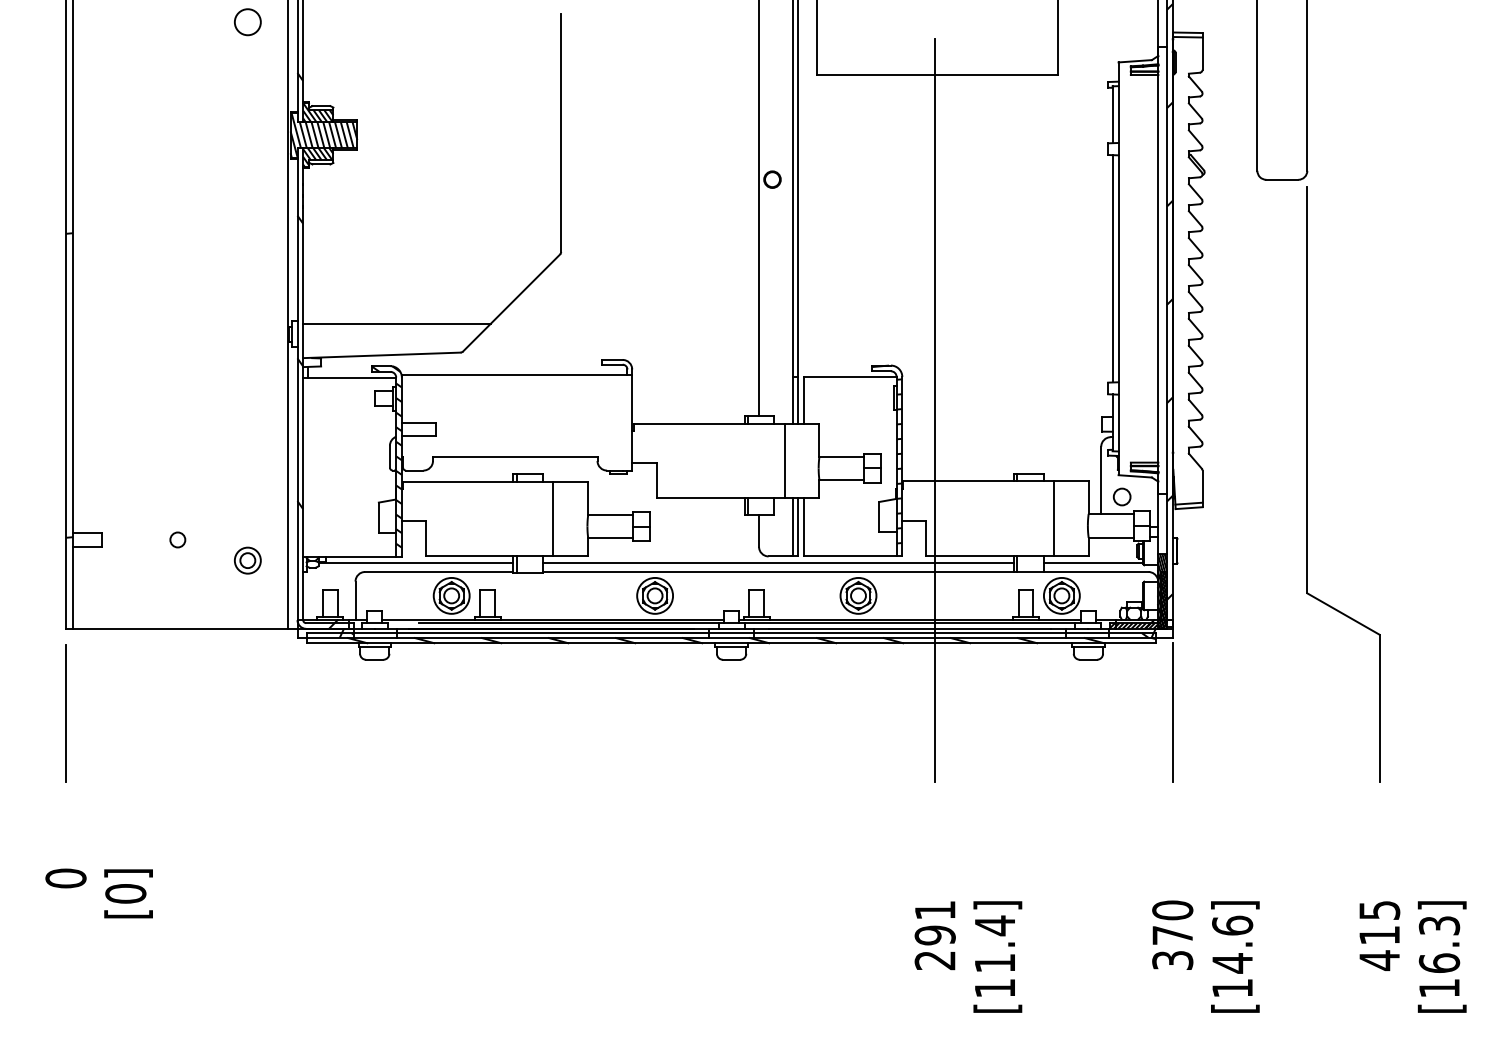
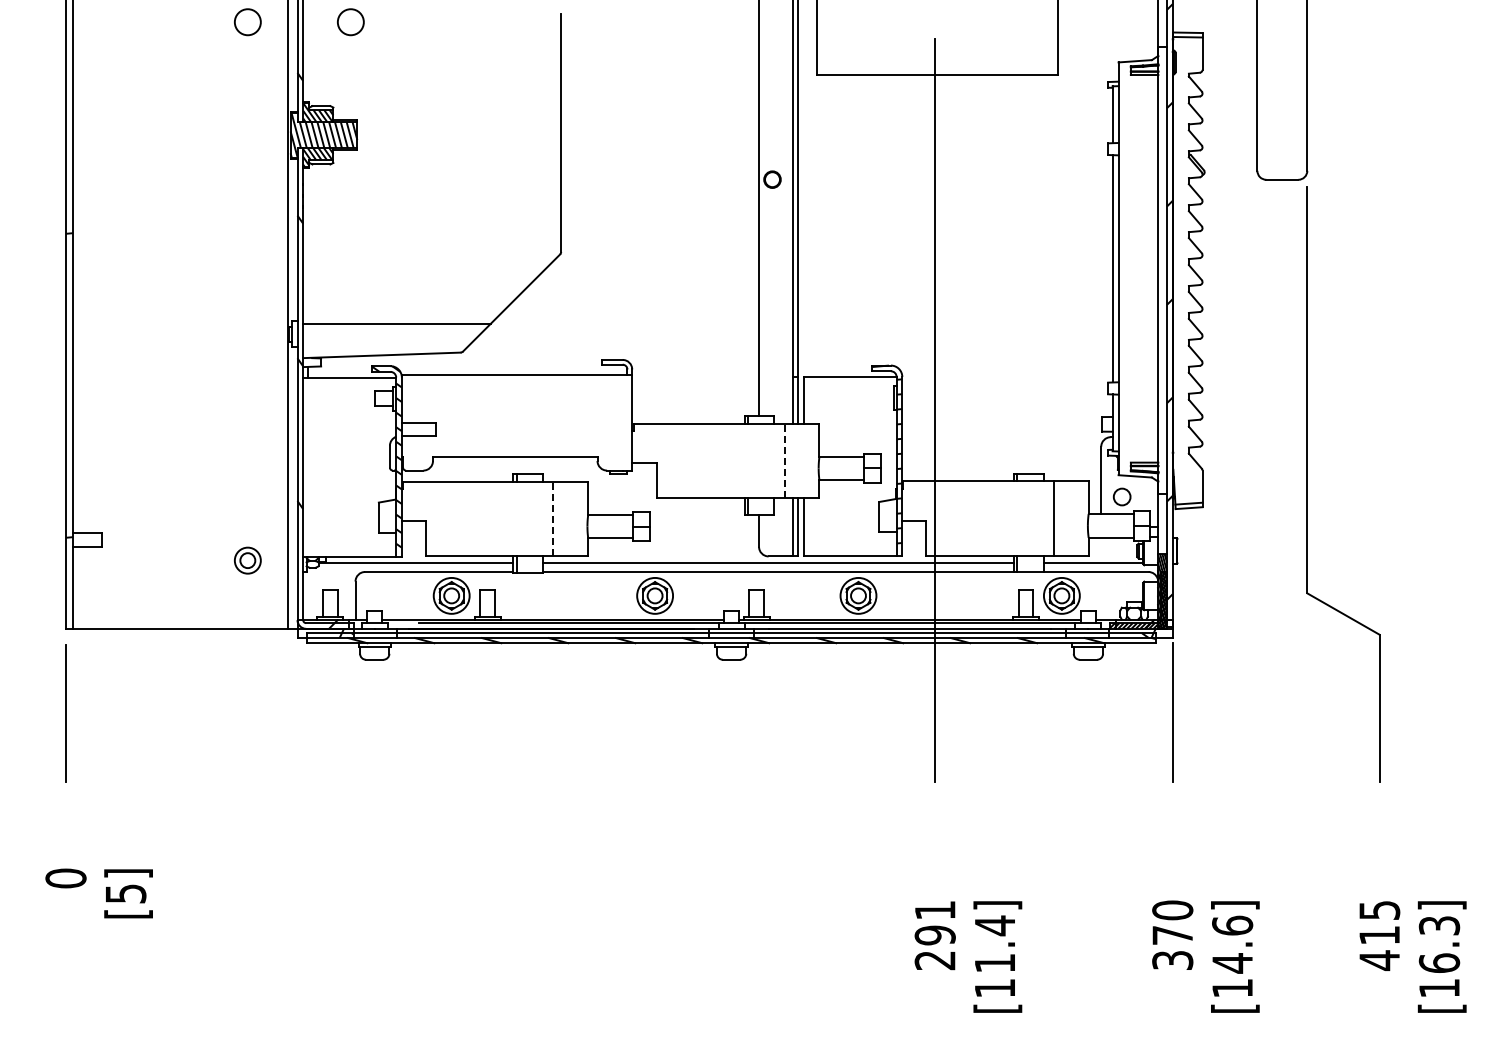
circle: none -> present (350, 22)
line: solid -> dashed (784, 460)
line: solid -> dashed (553, 518)
circle: present -> none (177, 539)
text: [0] -> [5] (125, 893)
